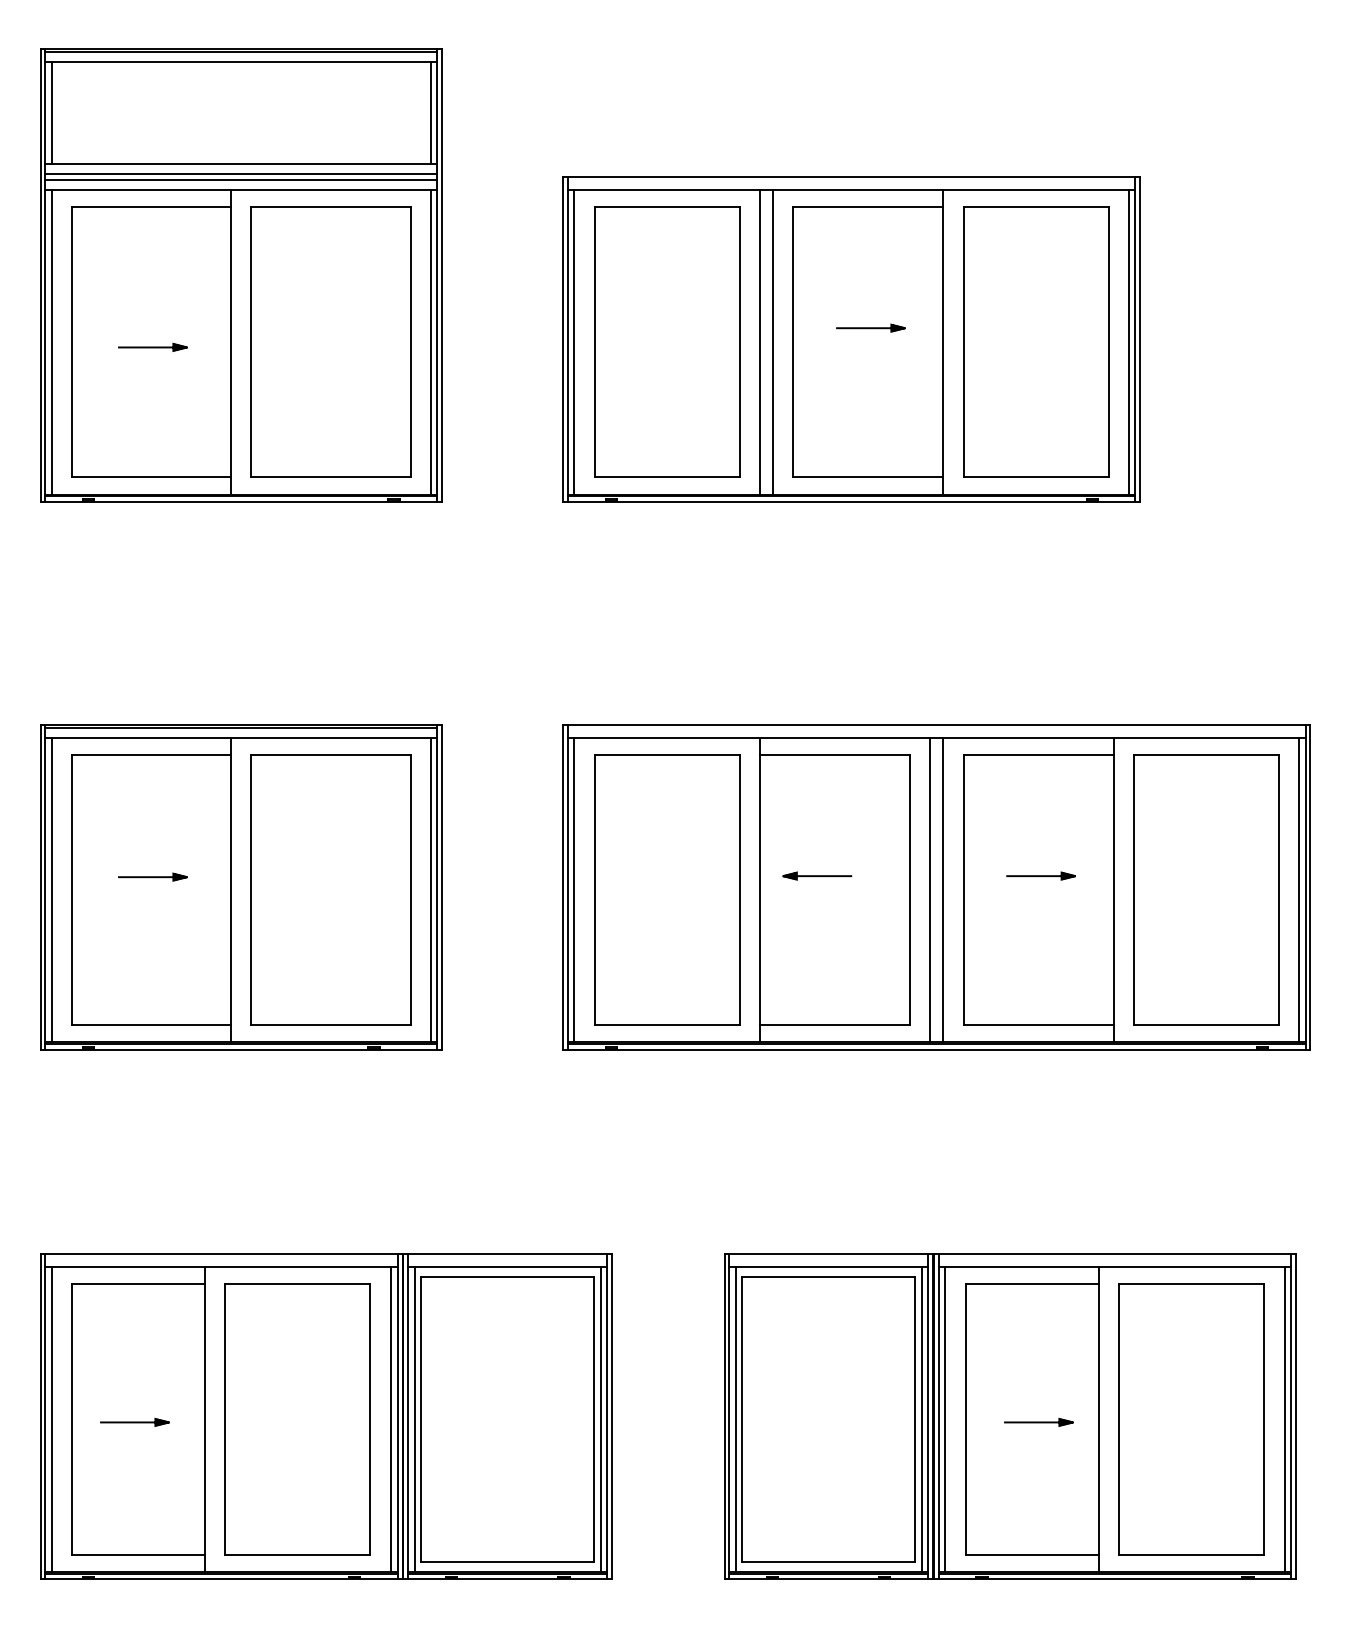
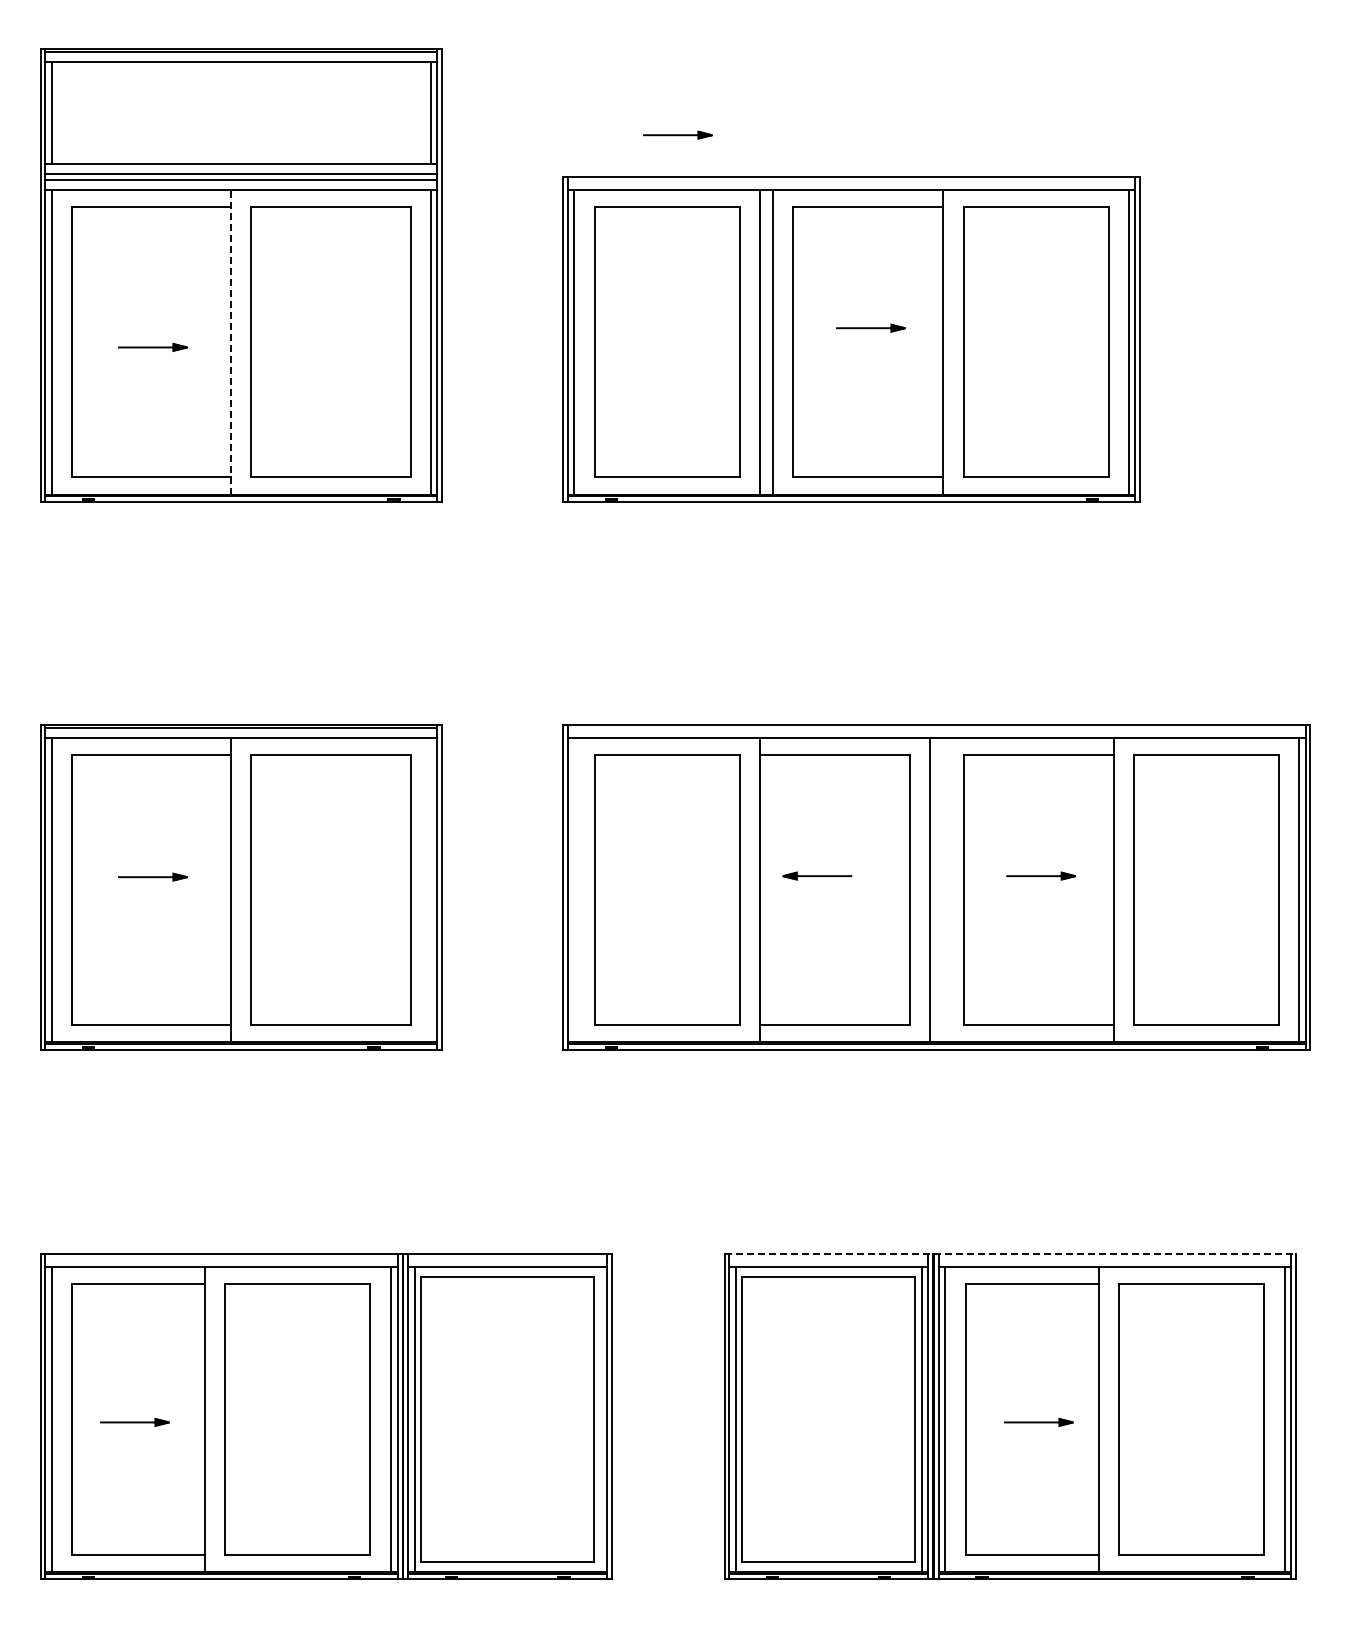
part: none -> present (677, 134)
line: solid -> dashed (231, 341)
line: present -> none (431, 889)
line: present -> none (574, 889)
line: present -> none (943, 889)
line: solid -> dashed (1010, 1254)
line: present -> none (600, 1419)
